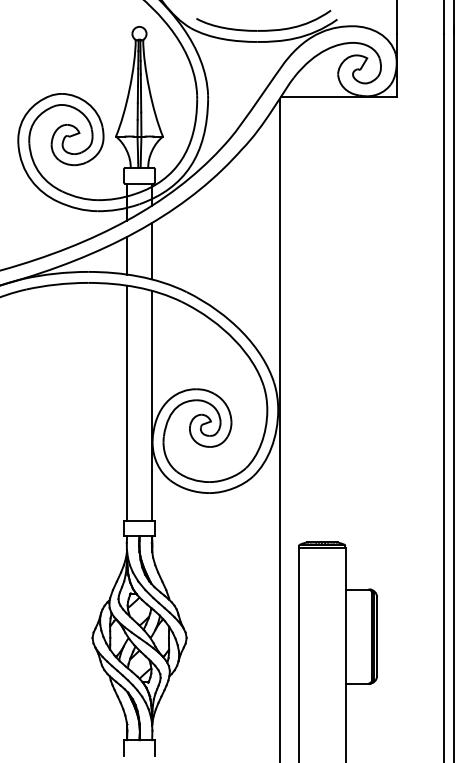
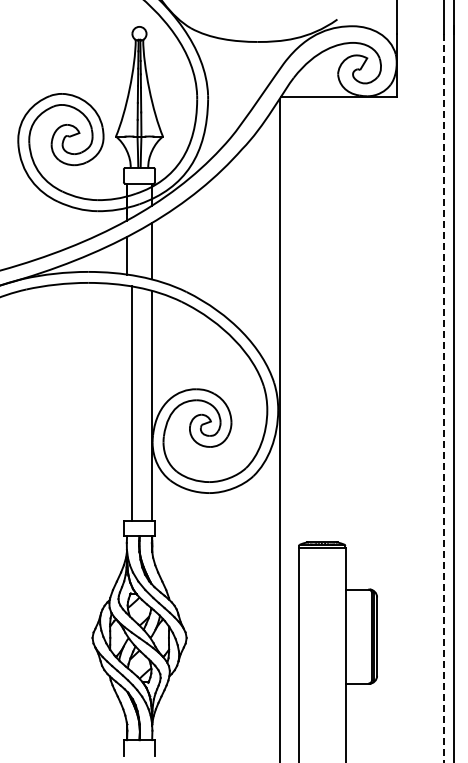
part: present -> none (266, 29)
line: solid -> dashed (444, 398)
line position: (126, 402) -> (131, 402) (131, 402)
